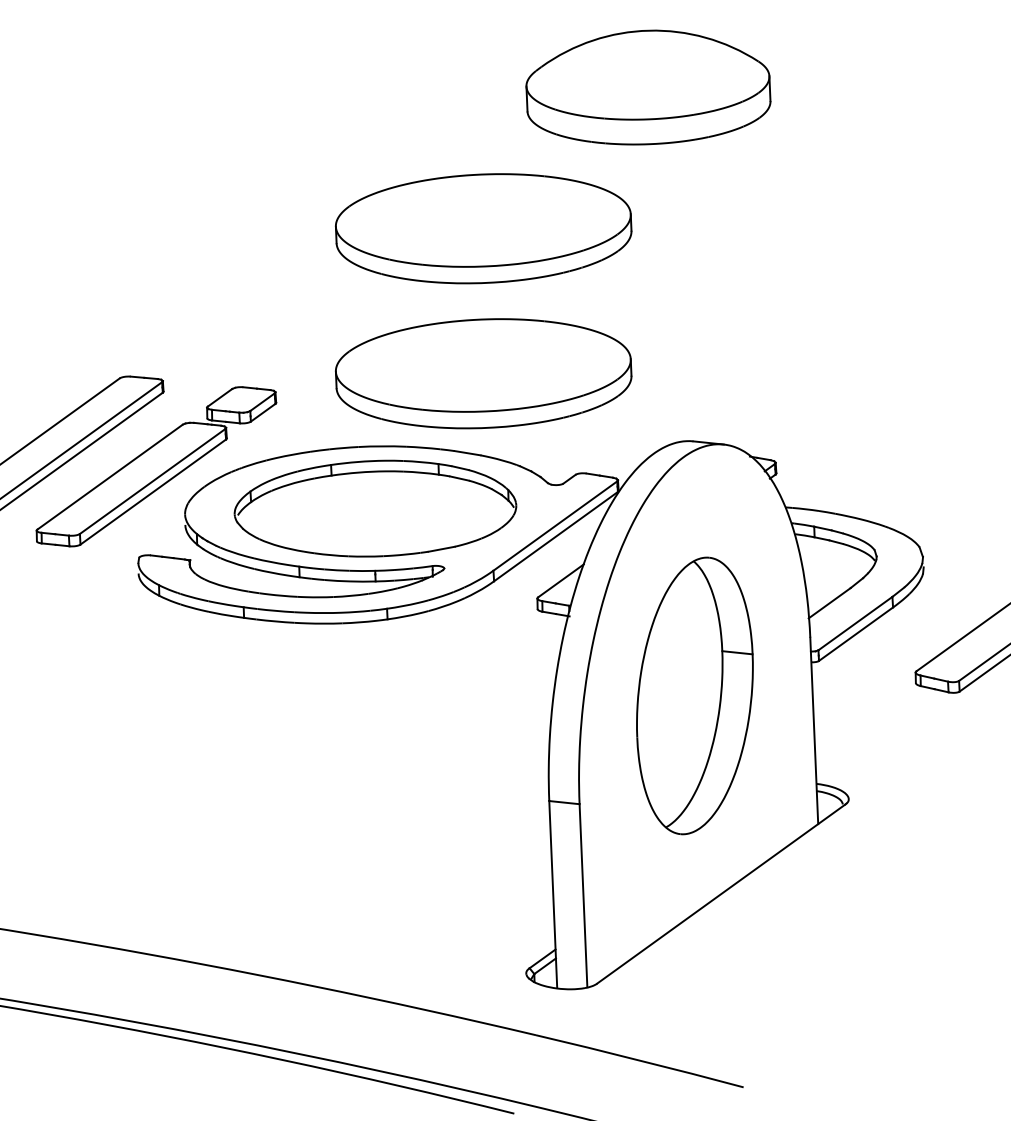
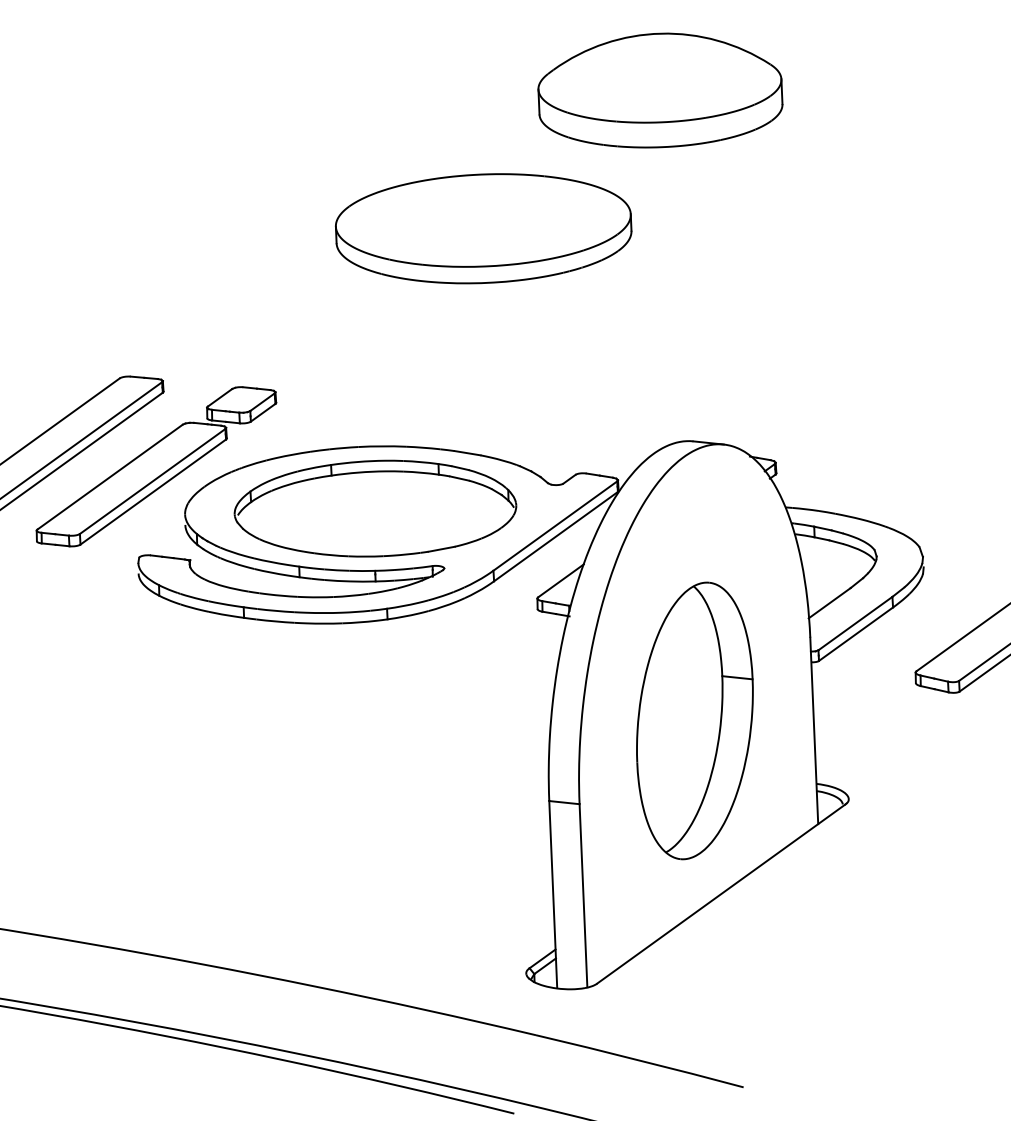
part position: (648, 87) -> (660, 90) (660, 90)
part: present -> none (483, 373)
part position: (694, 695) -> (694, 720) (694, 720)
